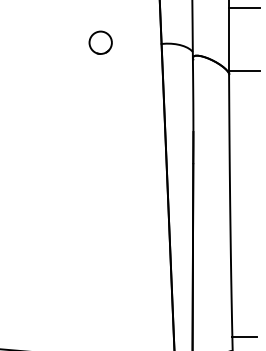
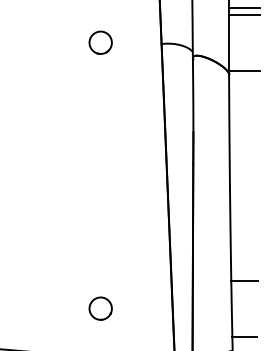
line: none -> present (244, 14)
line: none -> present (244, 280)
circle: none -> present (100, 308)
